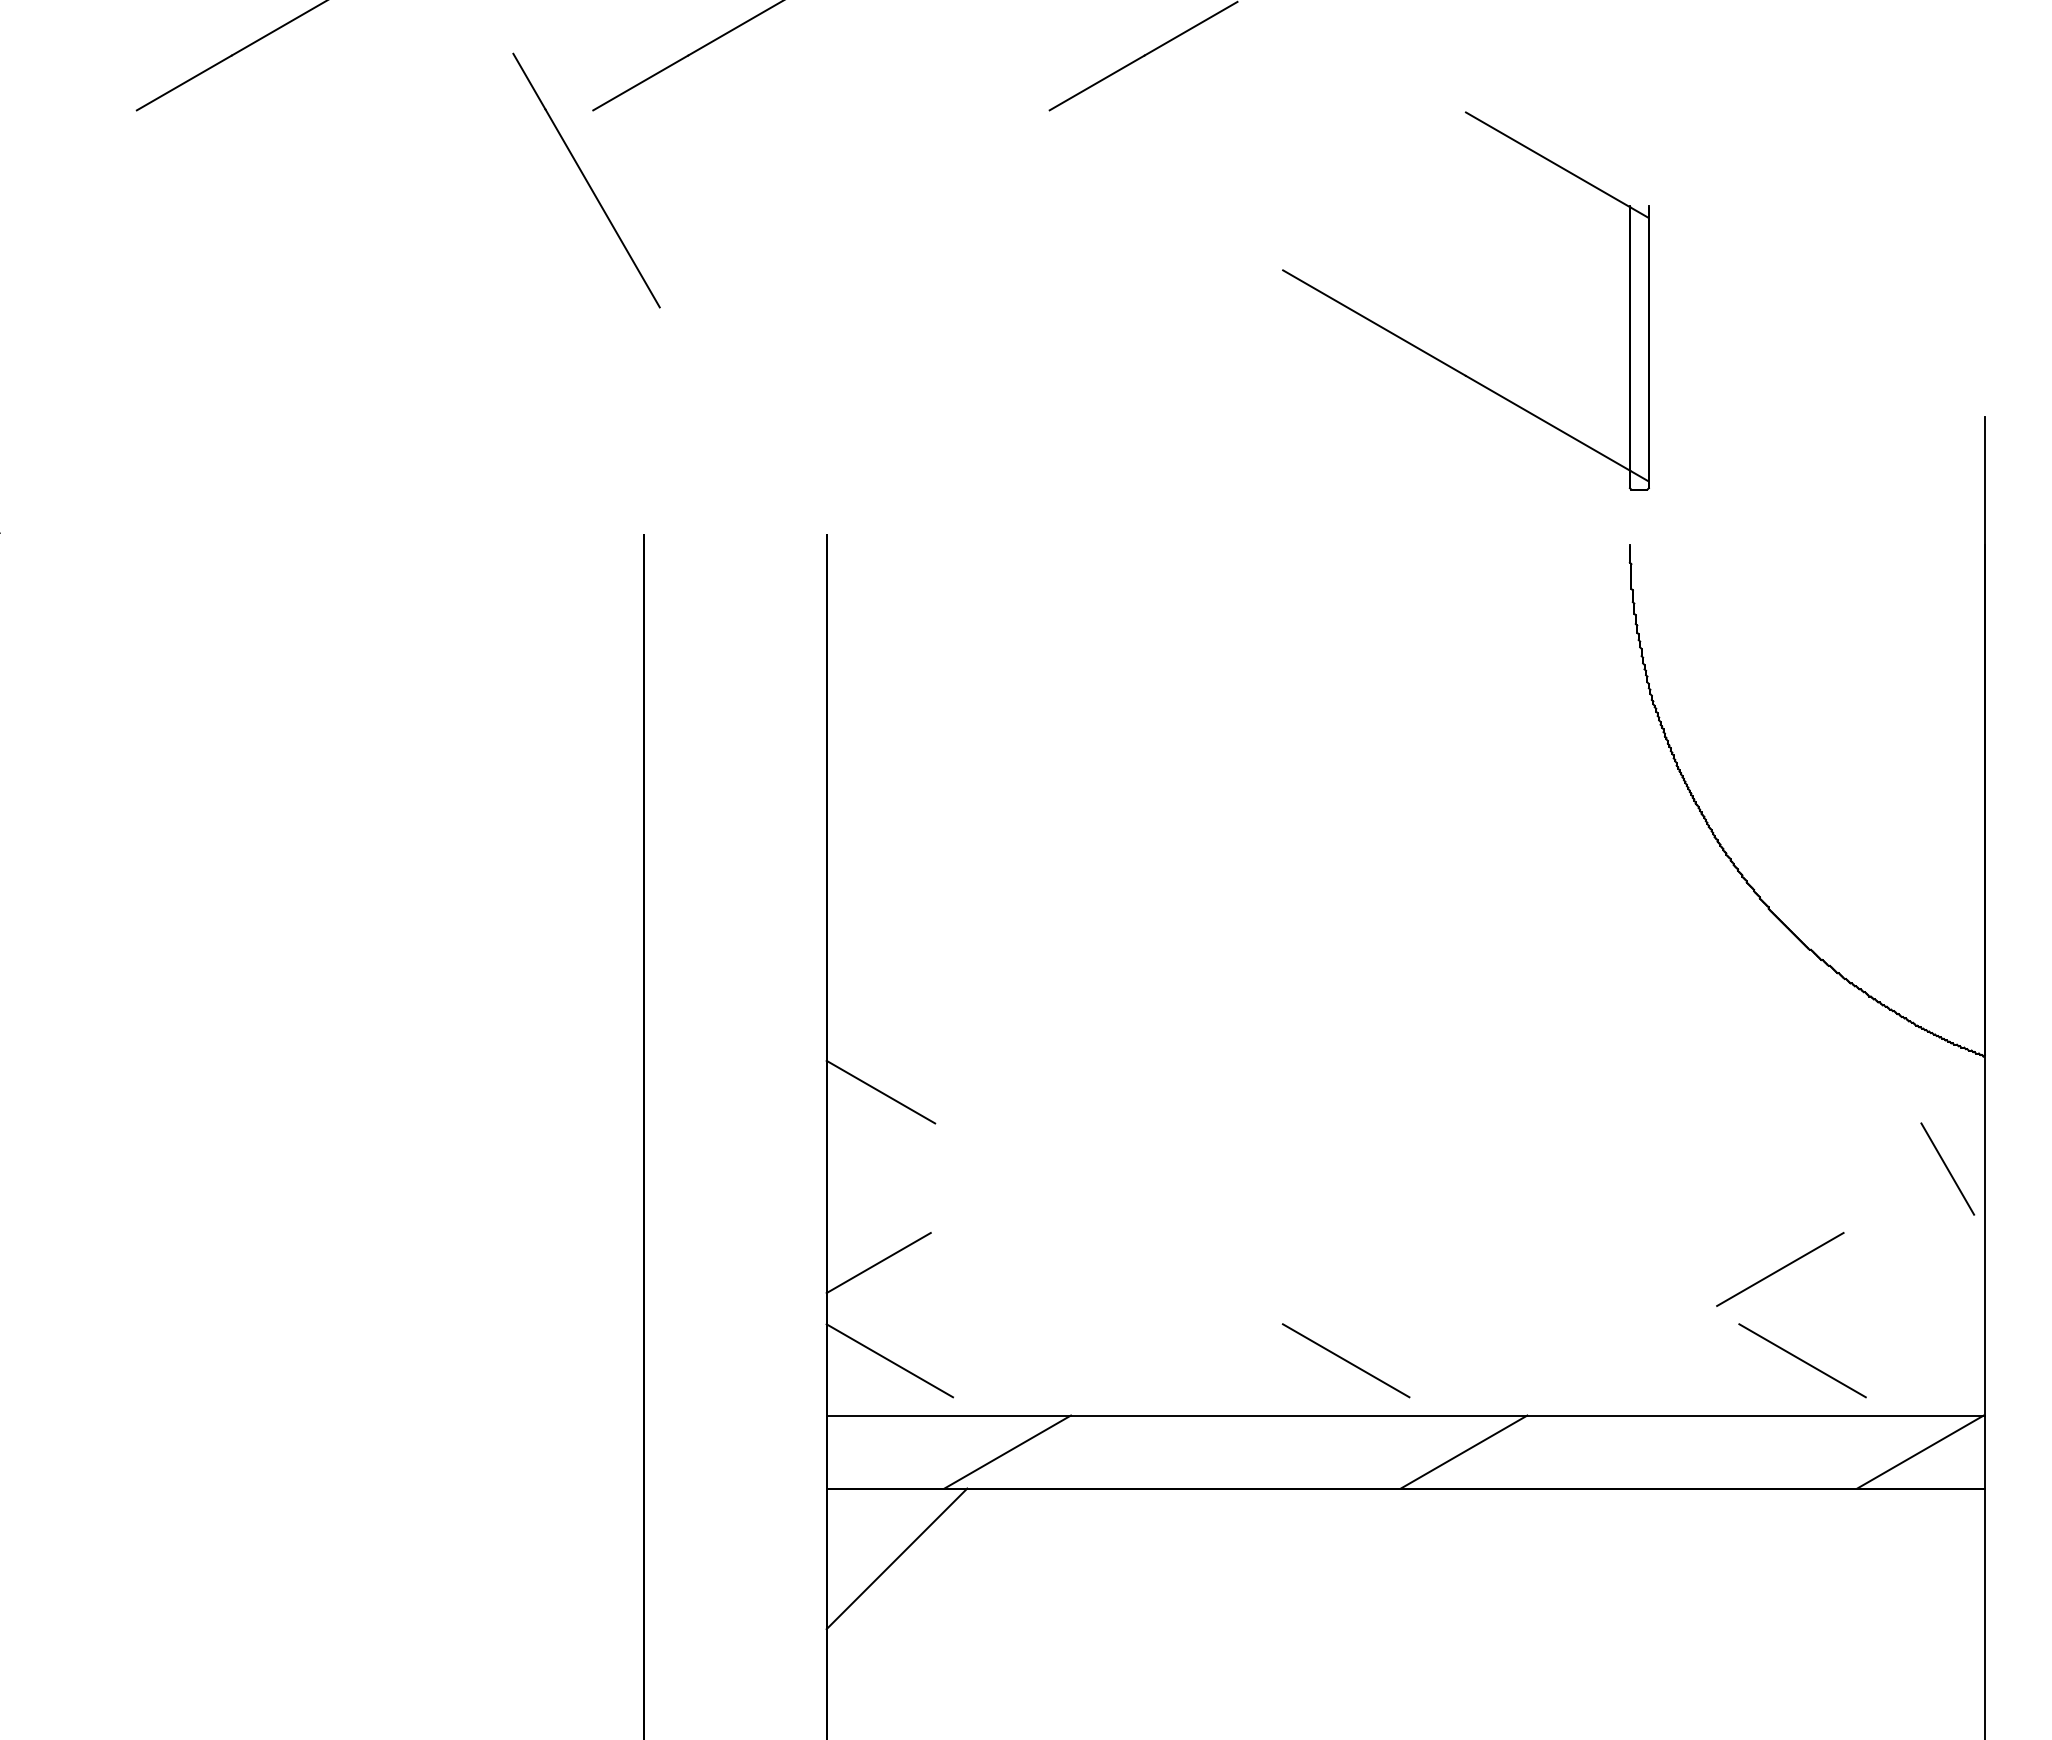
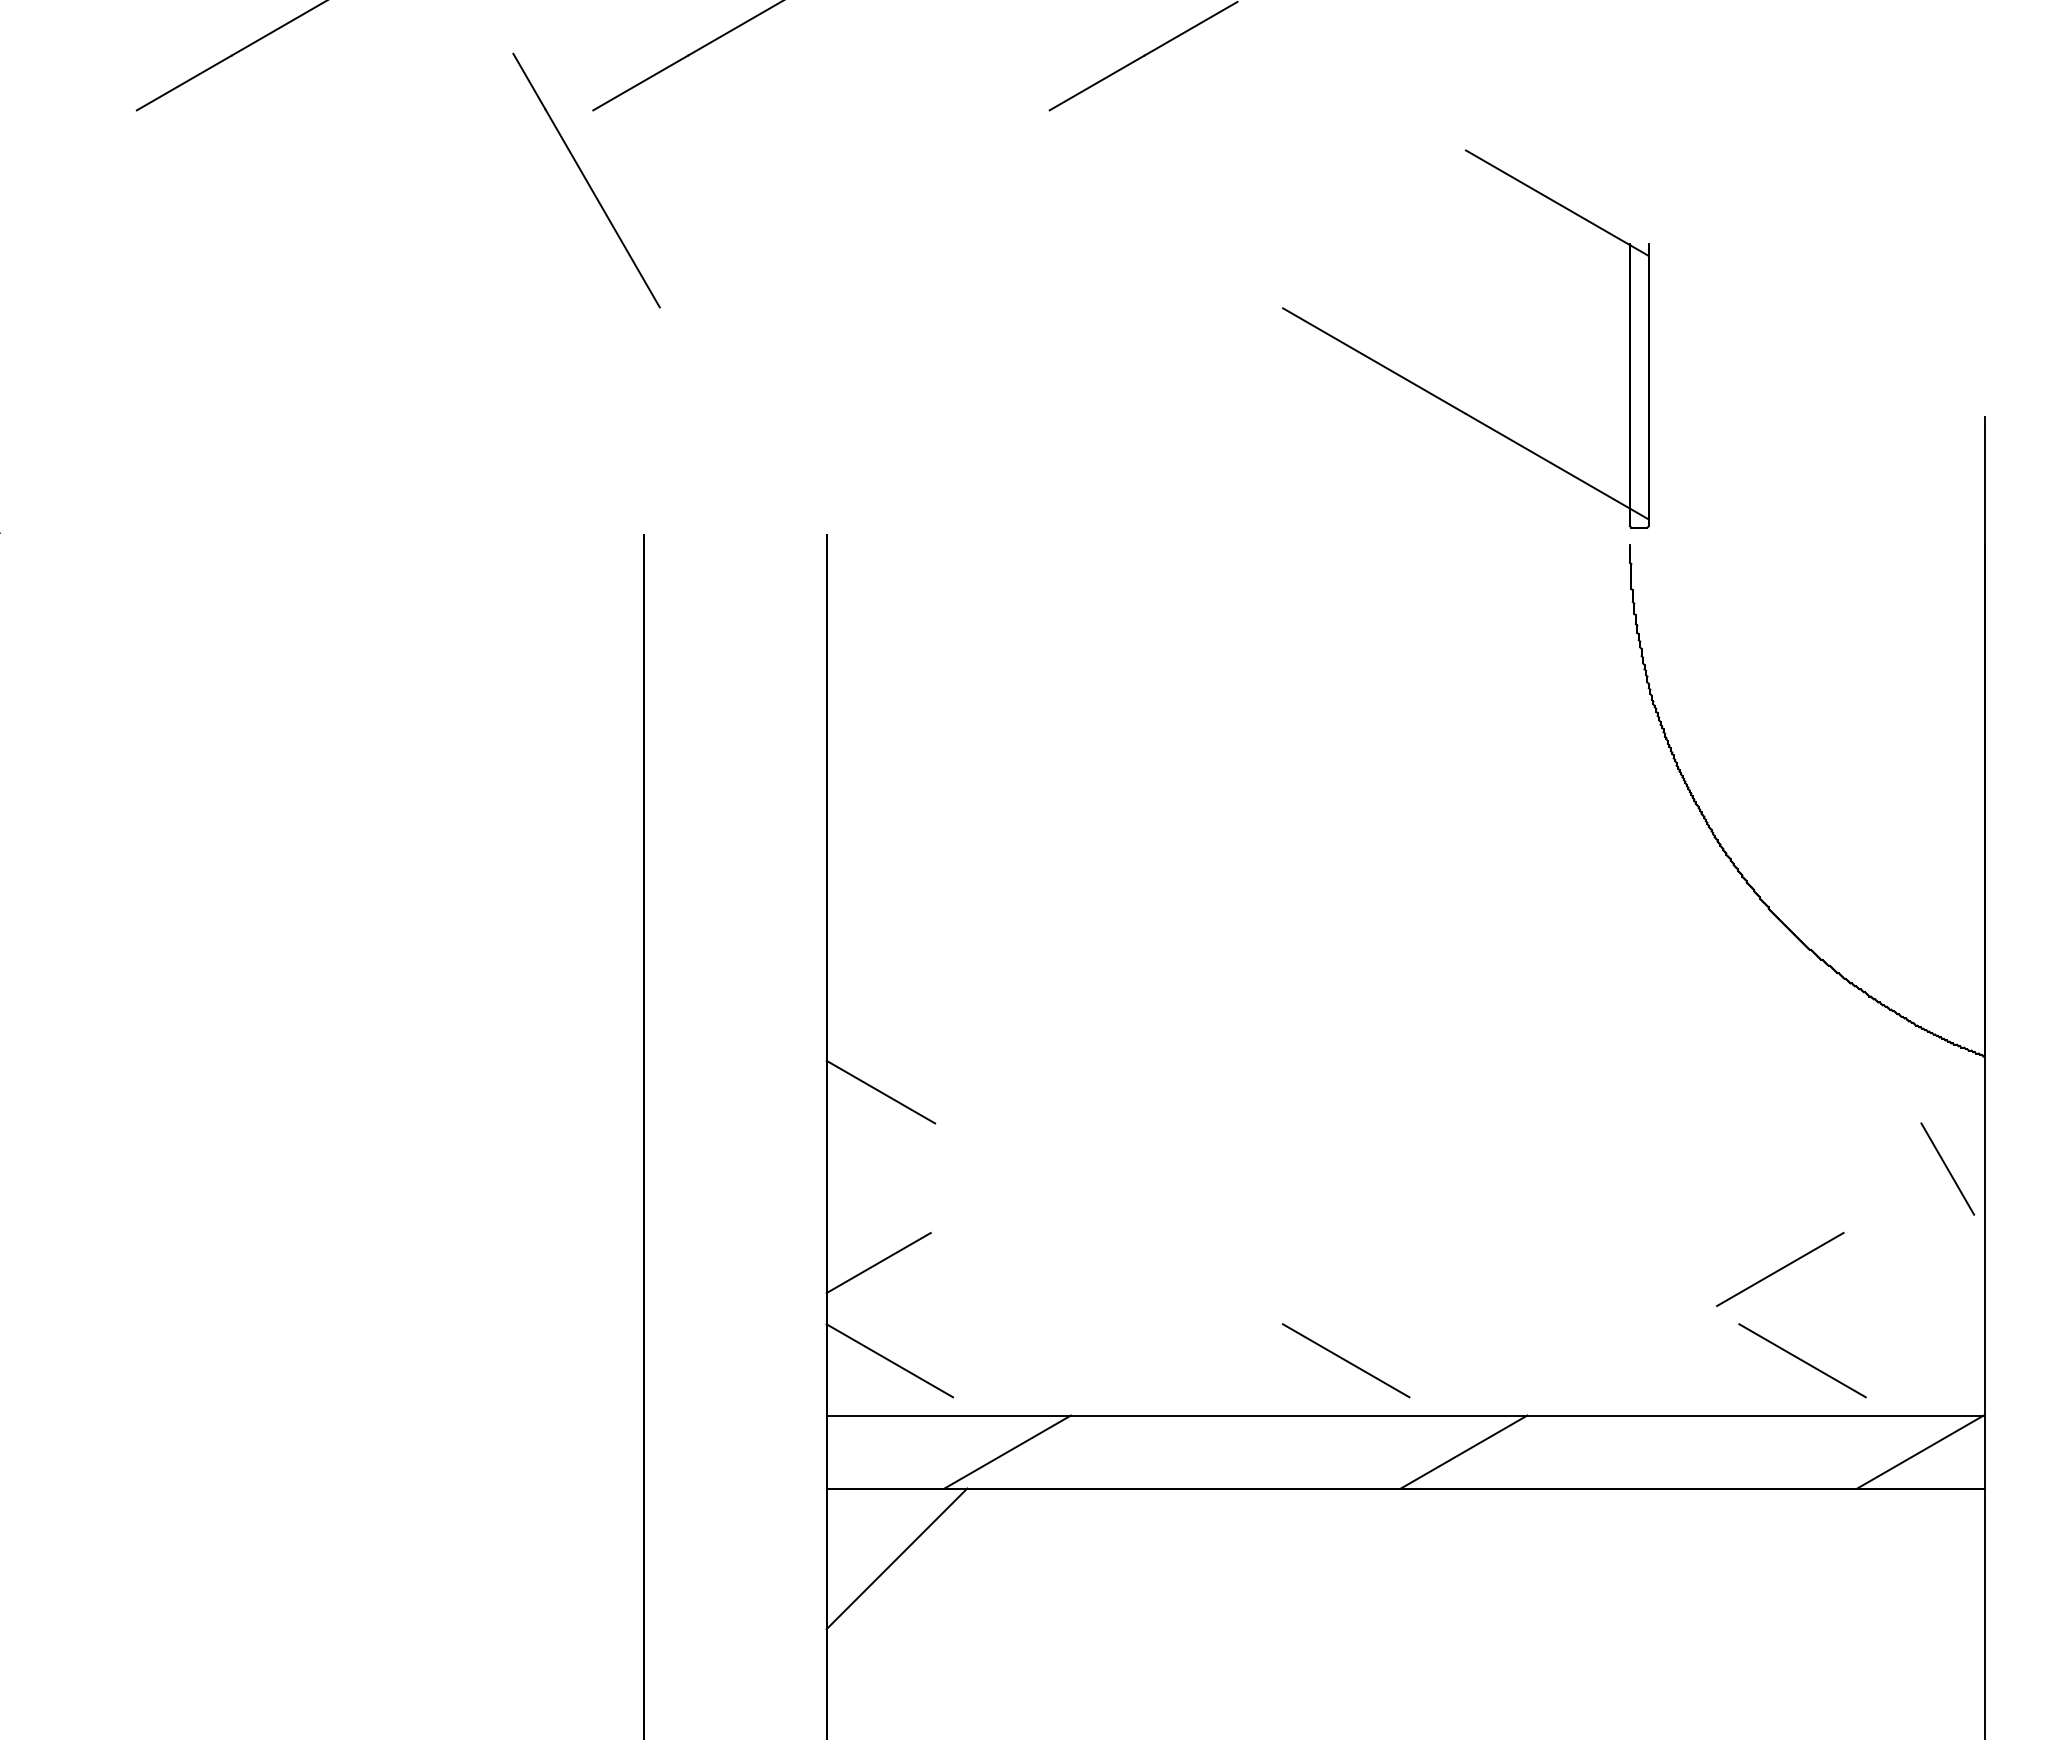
part position: (1431, 354) -> (1431, 392) (1431, 392)
